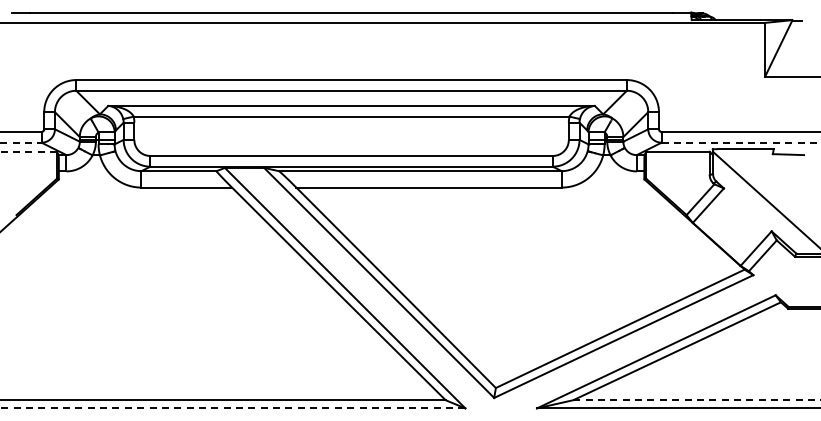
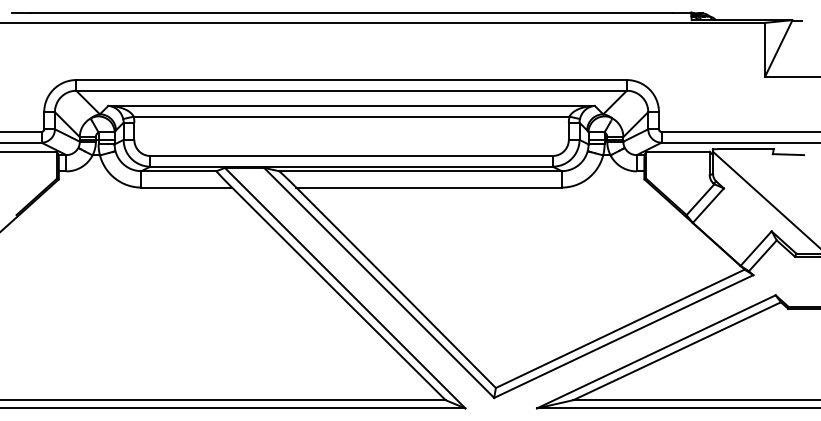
line: dashed -> solid (21, 142)
line: dashed -> solid (741, 142)
line: dashed -> solid (28, 151)
line: dashed -> solid (697, 400)
line: dashed -> solid (232, 408)
